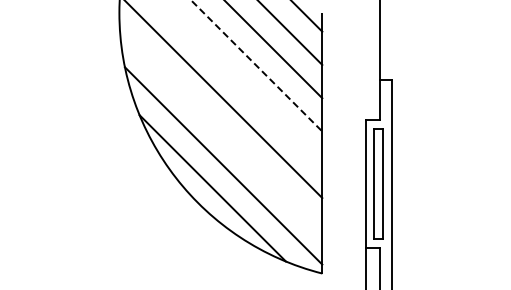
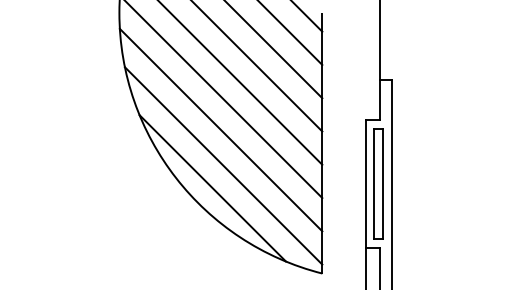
line: dashed -> solid (256, 65)
line: none -> present (240, 83)
line: none -> present (220, 129)
